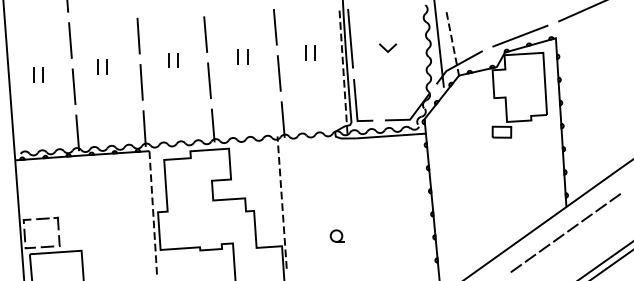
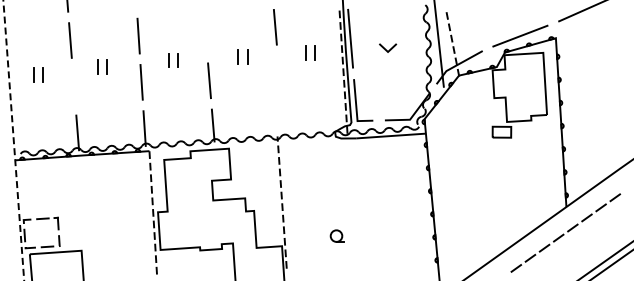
line: present -> none (205, 34)
line: present -> none (278, 73)
line: present -> none (73, 86)
line: present -> none (282, 119)
line: solid -> dashed (13, 141)
